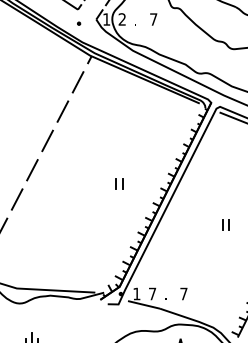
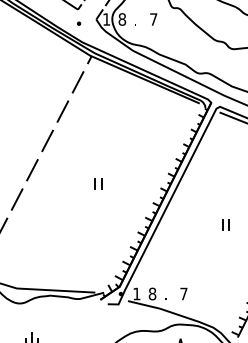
text: 2 -> 8 (122, 19)
part position: (119, 183) -> (98, 183) (98, 183)
text: 7 -> 8 (152, 293)
